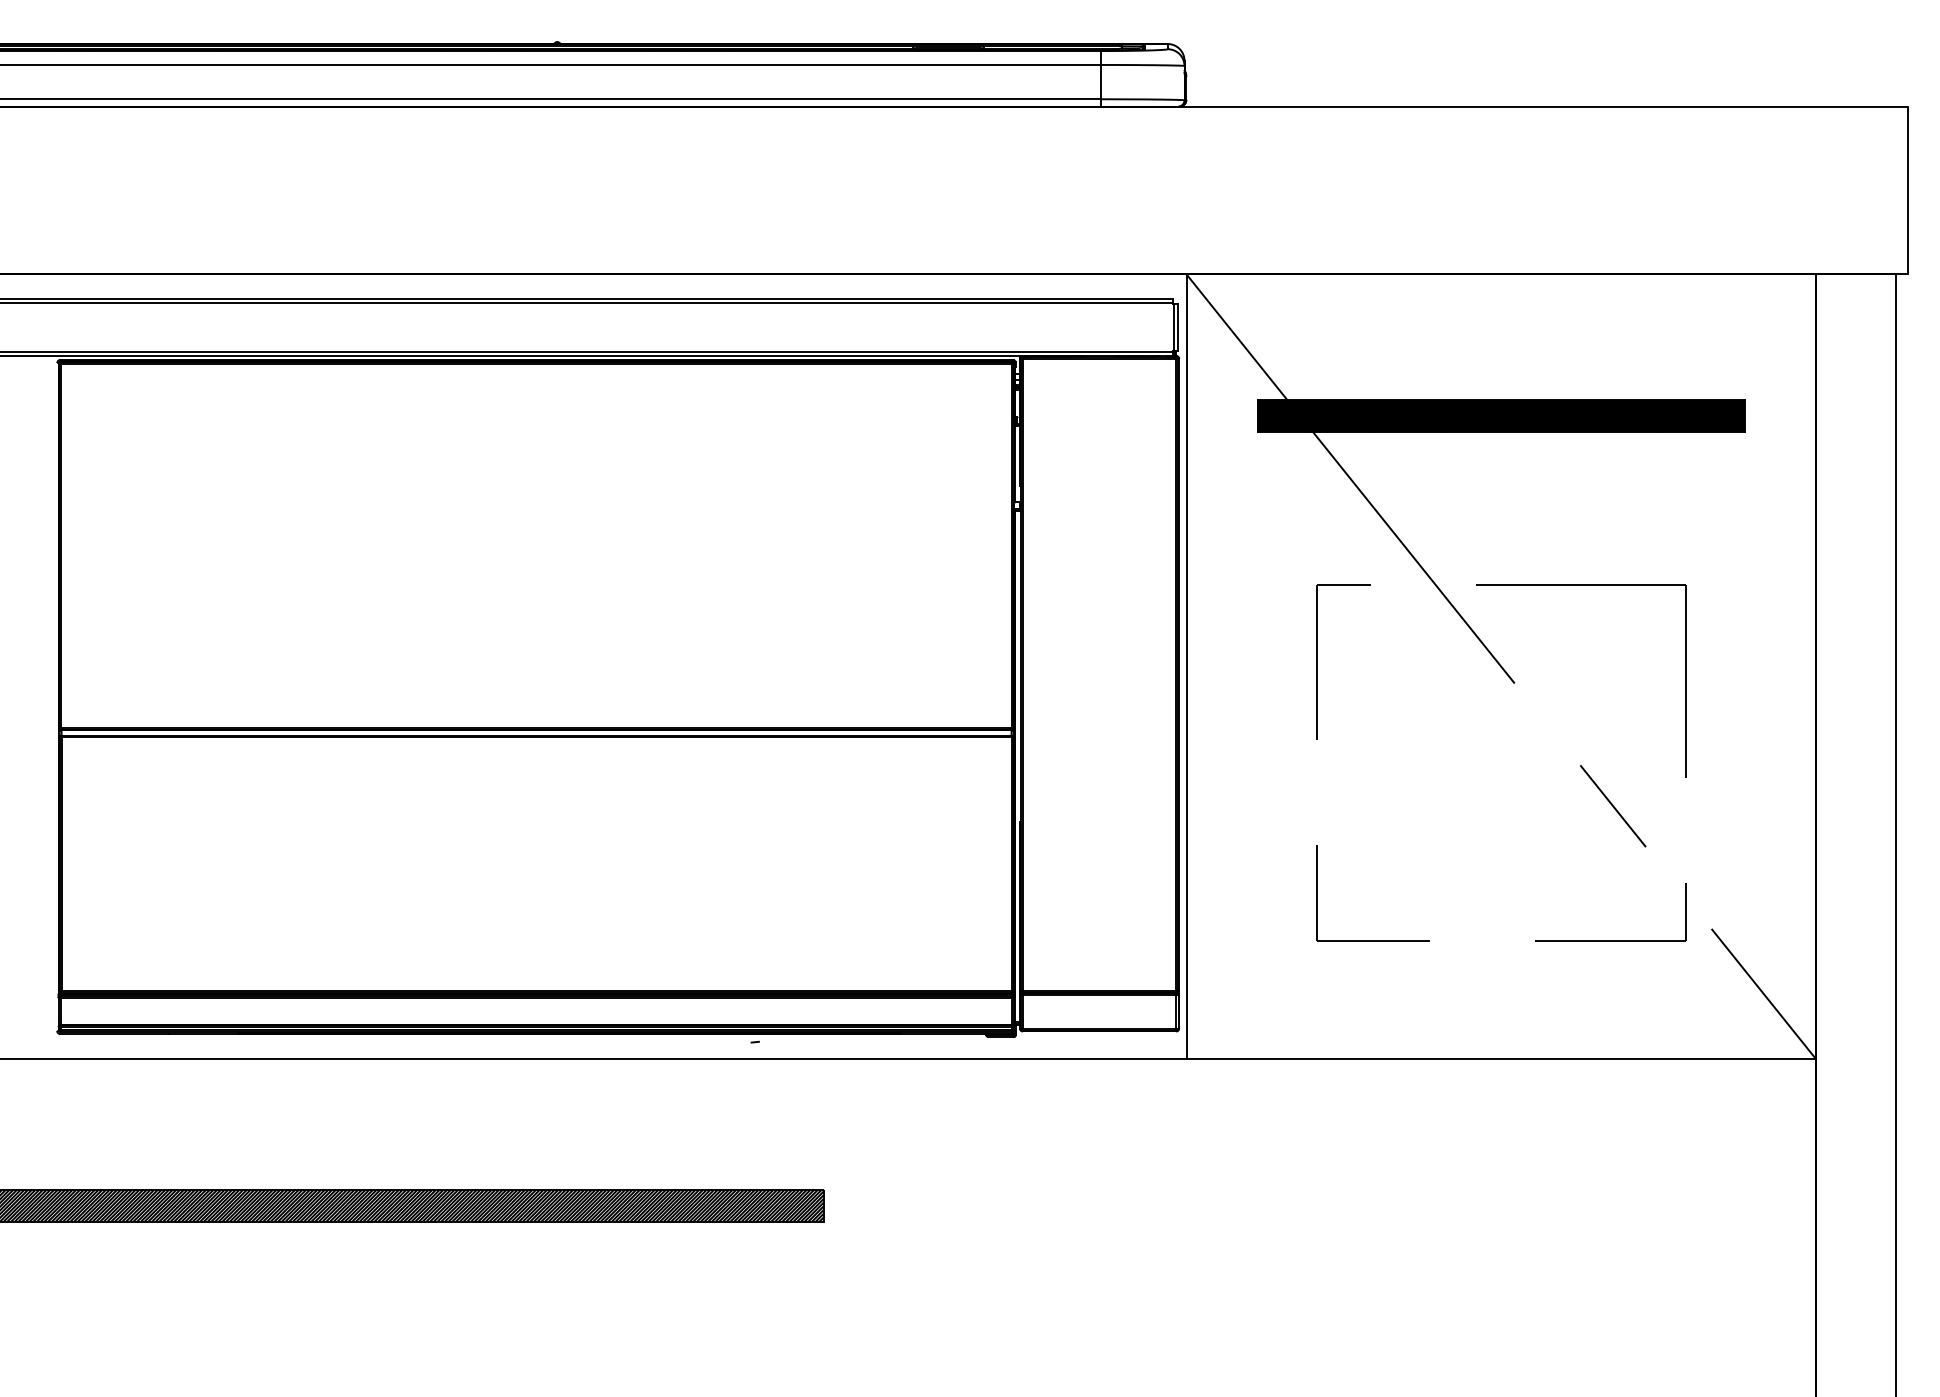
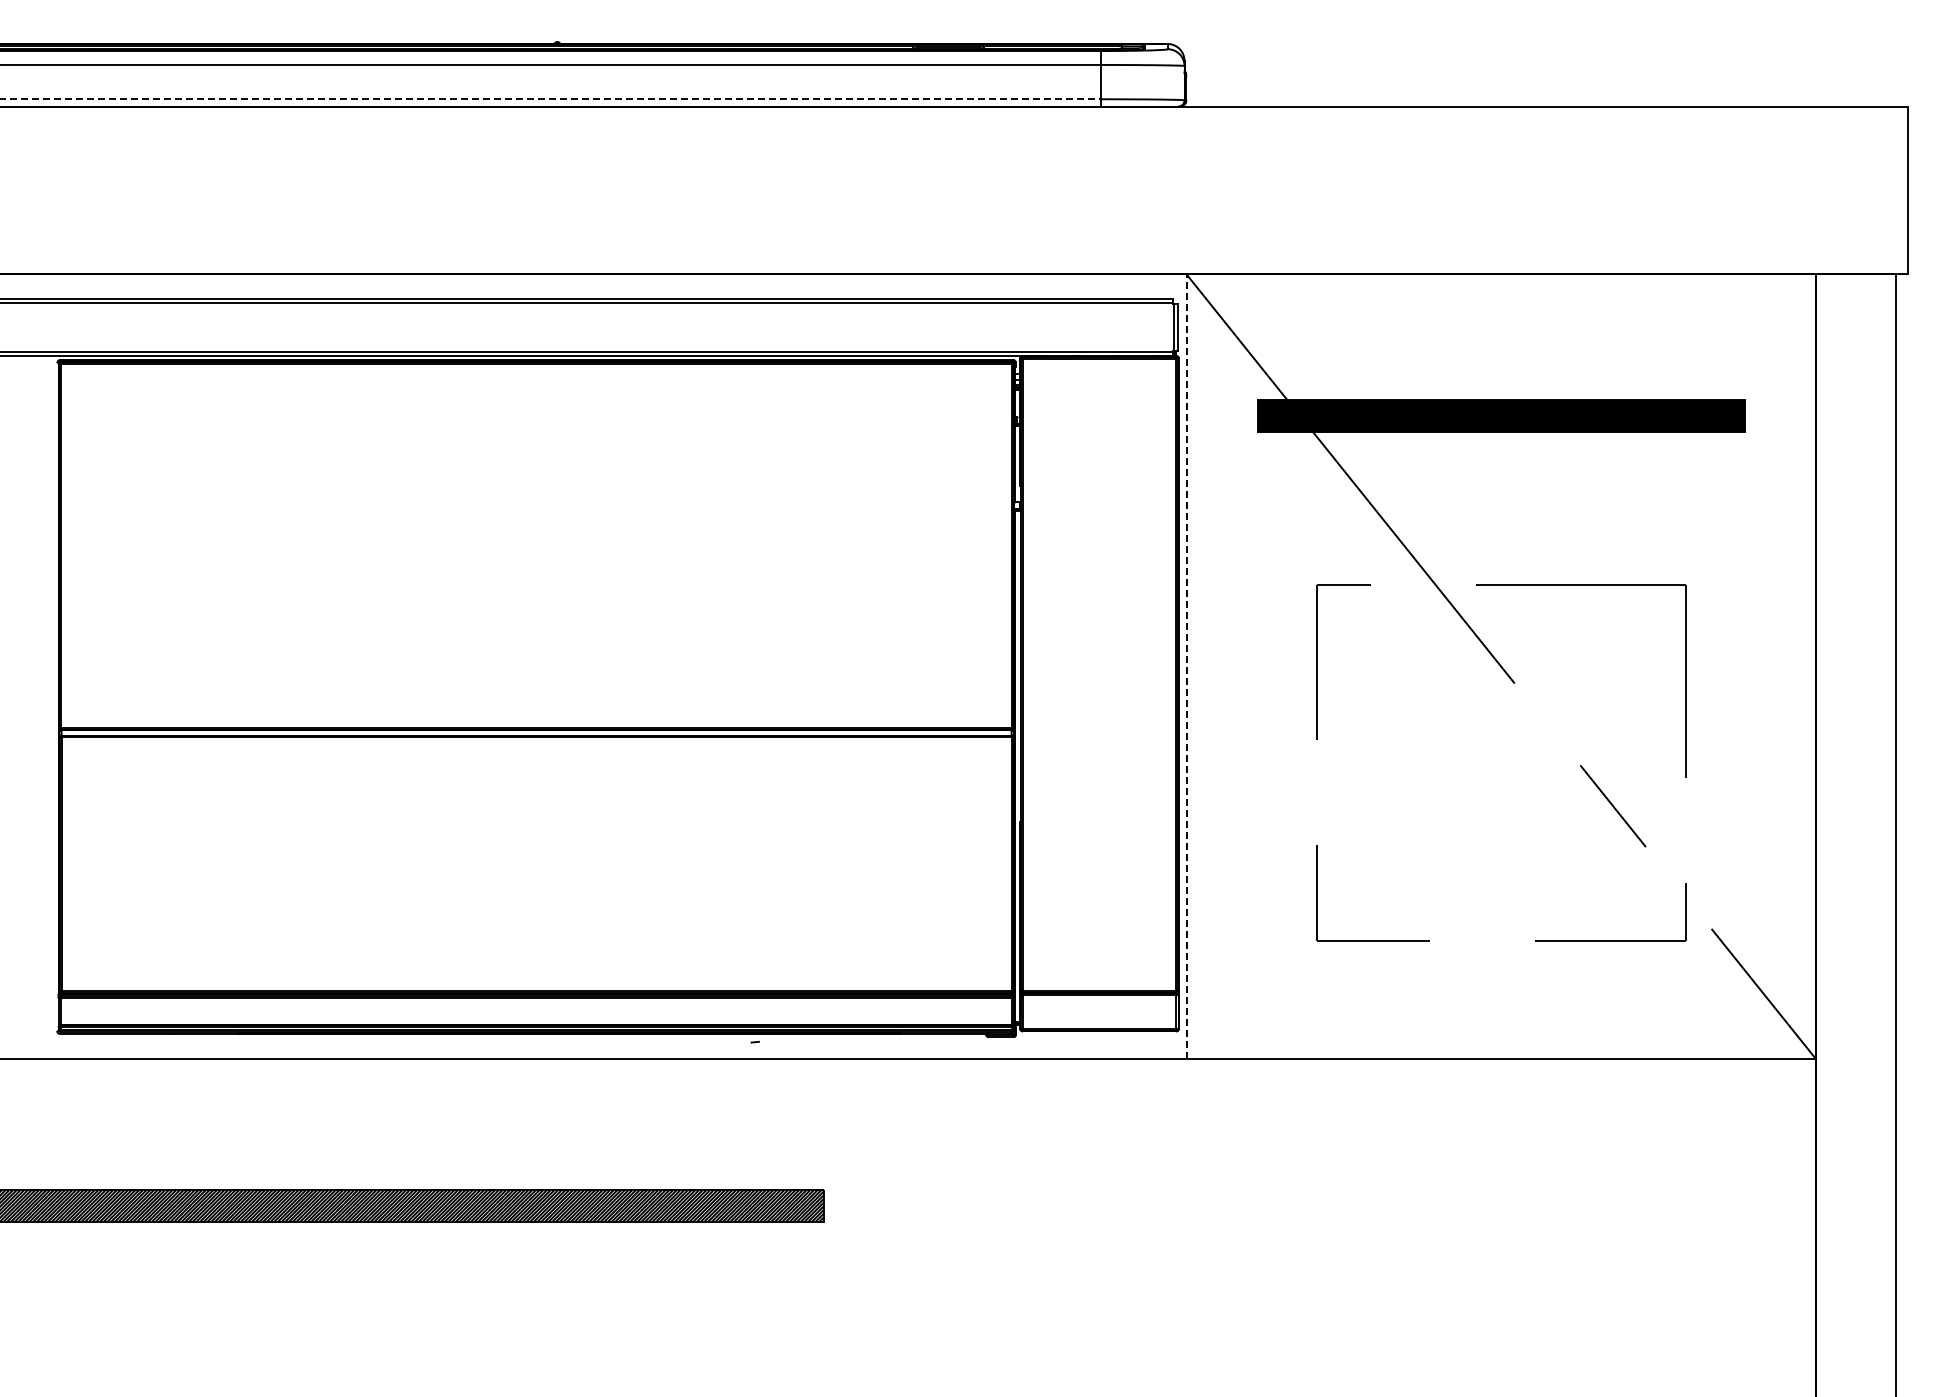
line: solid -> dashed (550, 99)
line: solid -> dashed (1186, 666)
